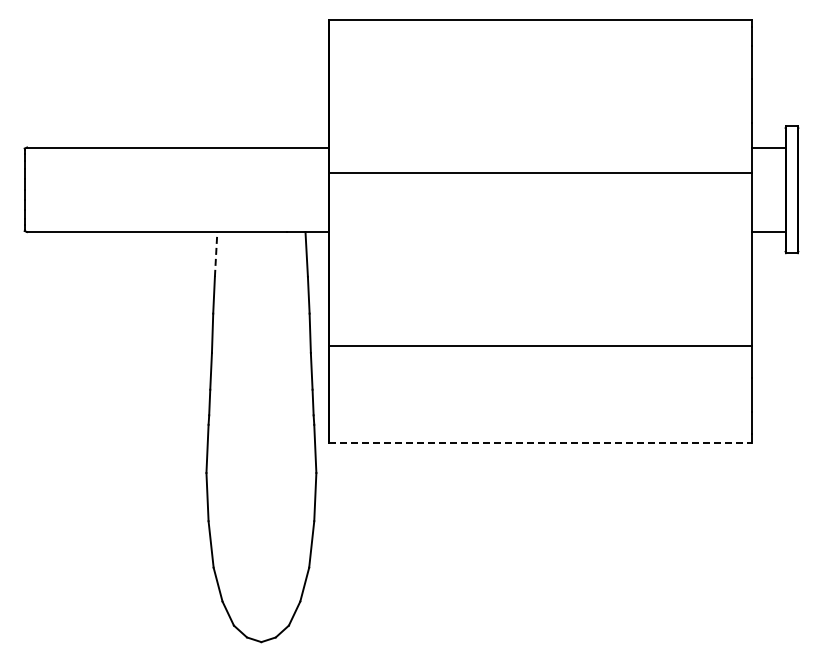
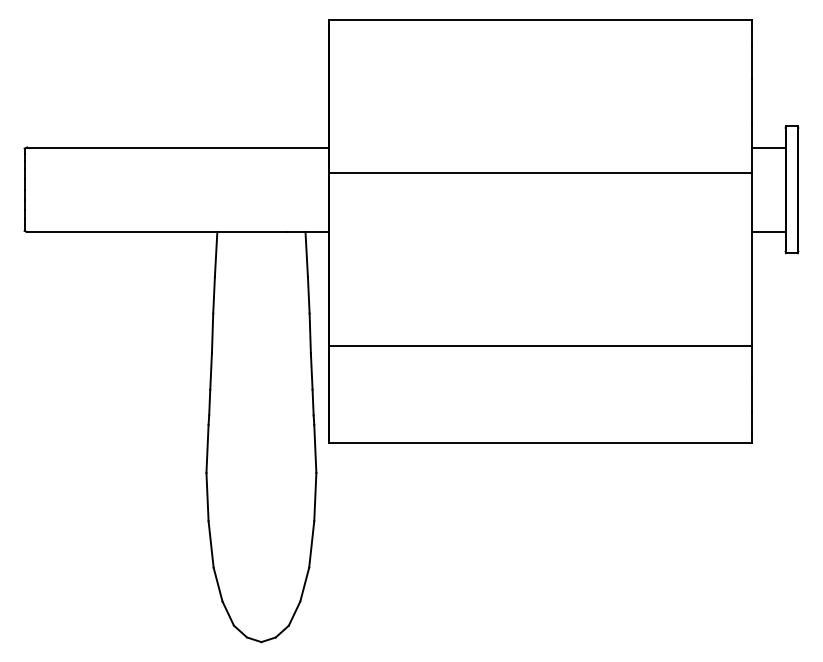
line: dashed -> solid (216, 253)
line: dashed -> solid (540, 442)
